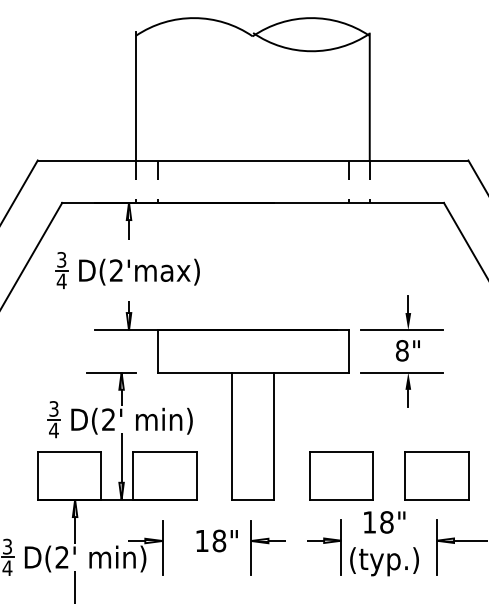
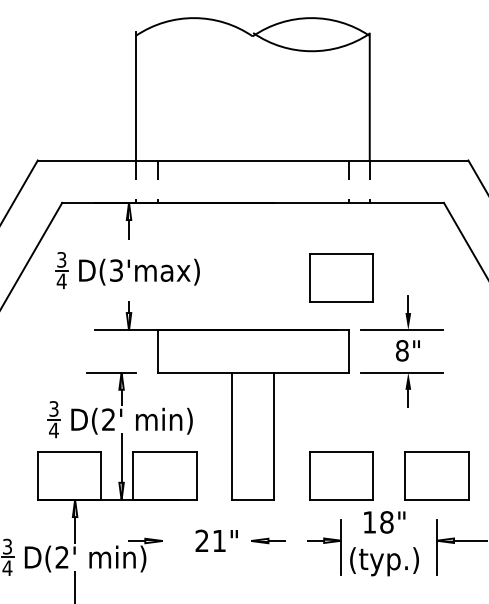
text: D(2'max) -> D(3'max) (116, 270)
part: none -> present (341, 277)
text: 18" -> 21" (210, 540)
line: present -> none (162, 547)
line: present -> none (251, 547)
